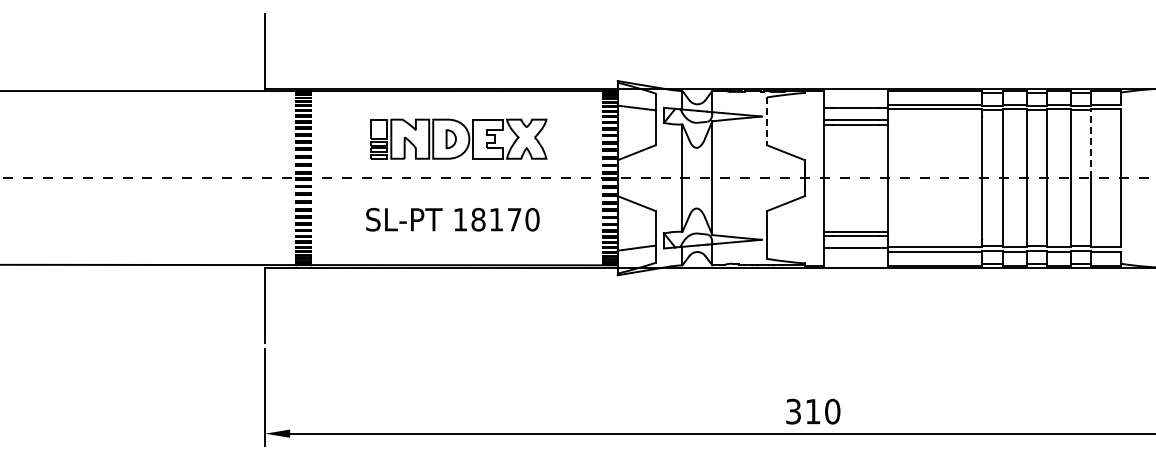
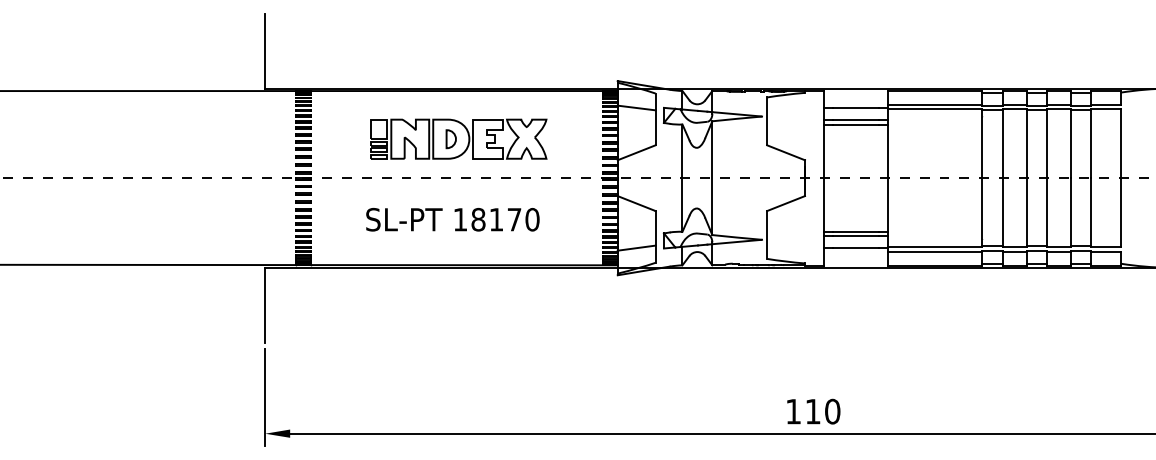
line: dashed -> solid (767, 121)
line: dashed -> solid (1091, 143)
text: 310 -> 110 (793, 411)
